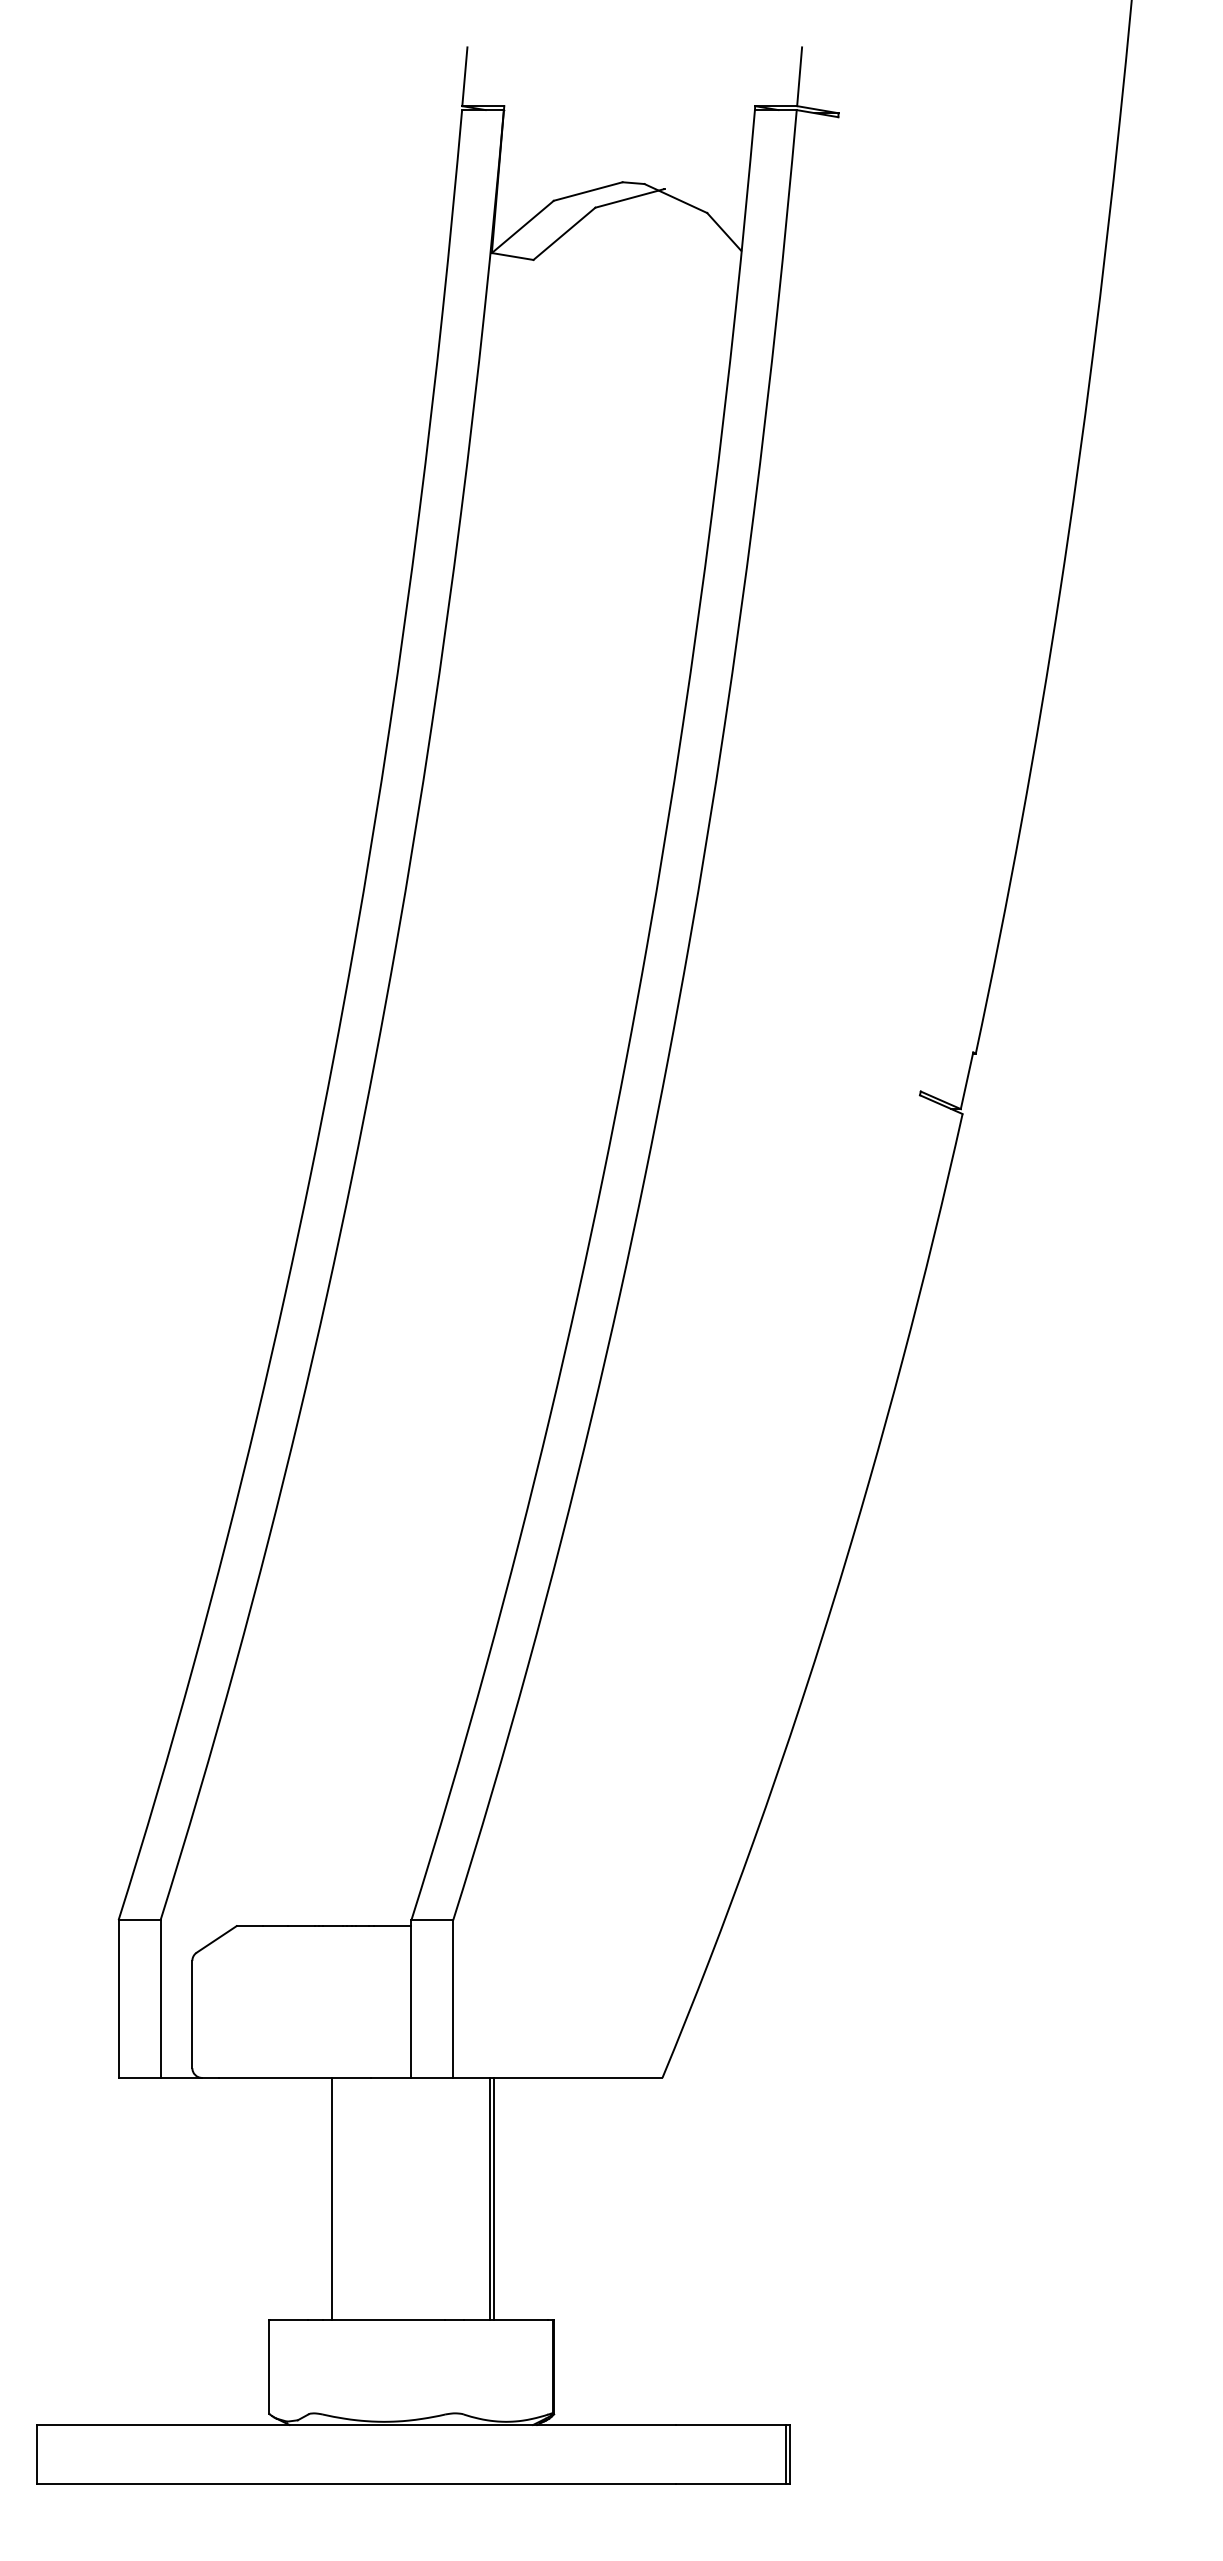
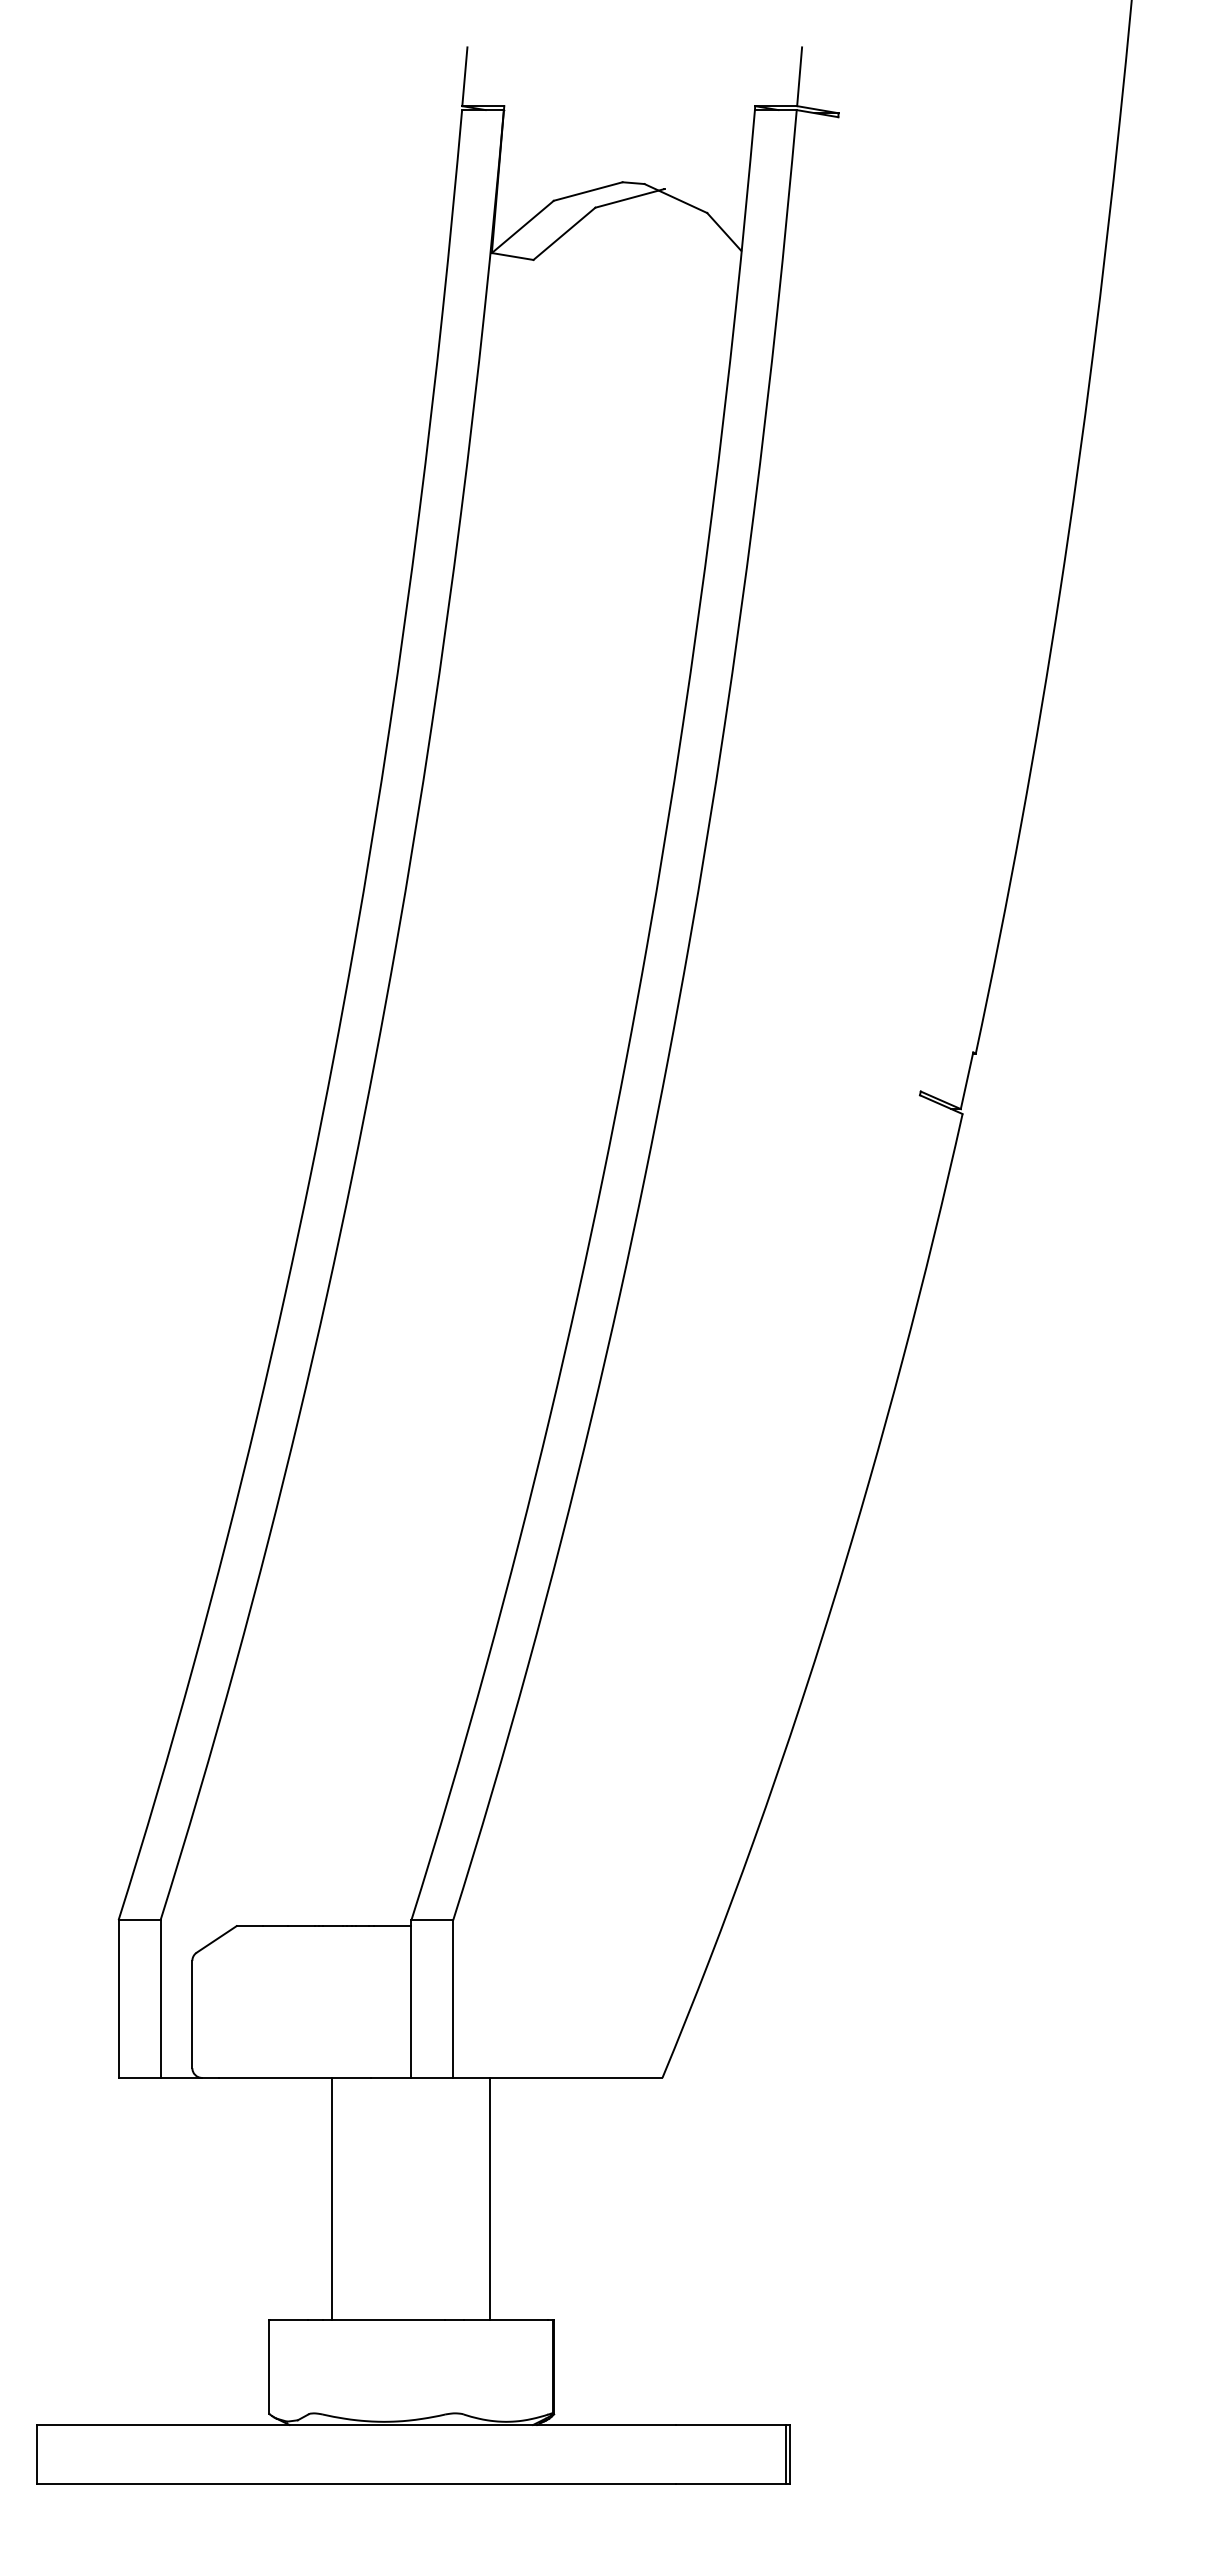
line: present -> none (494, 2198)
